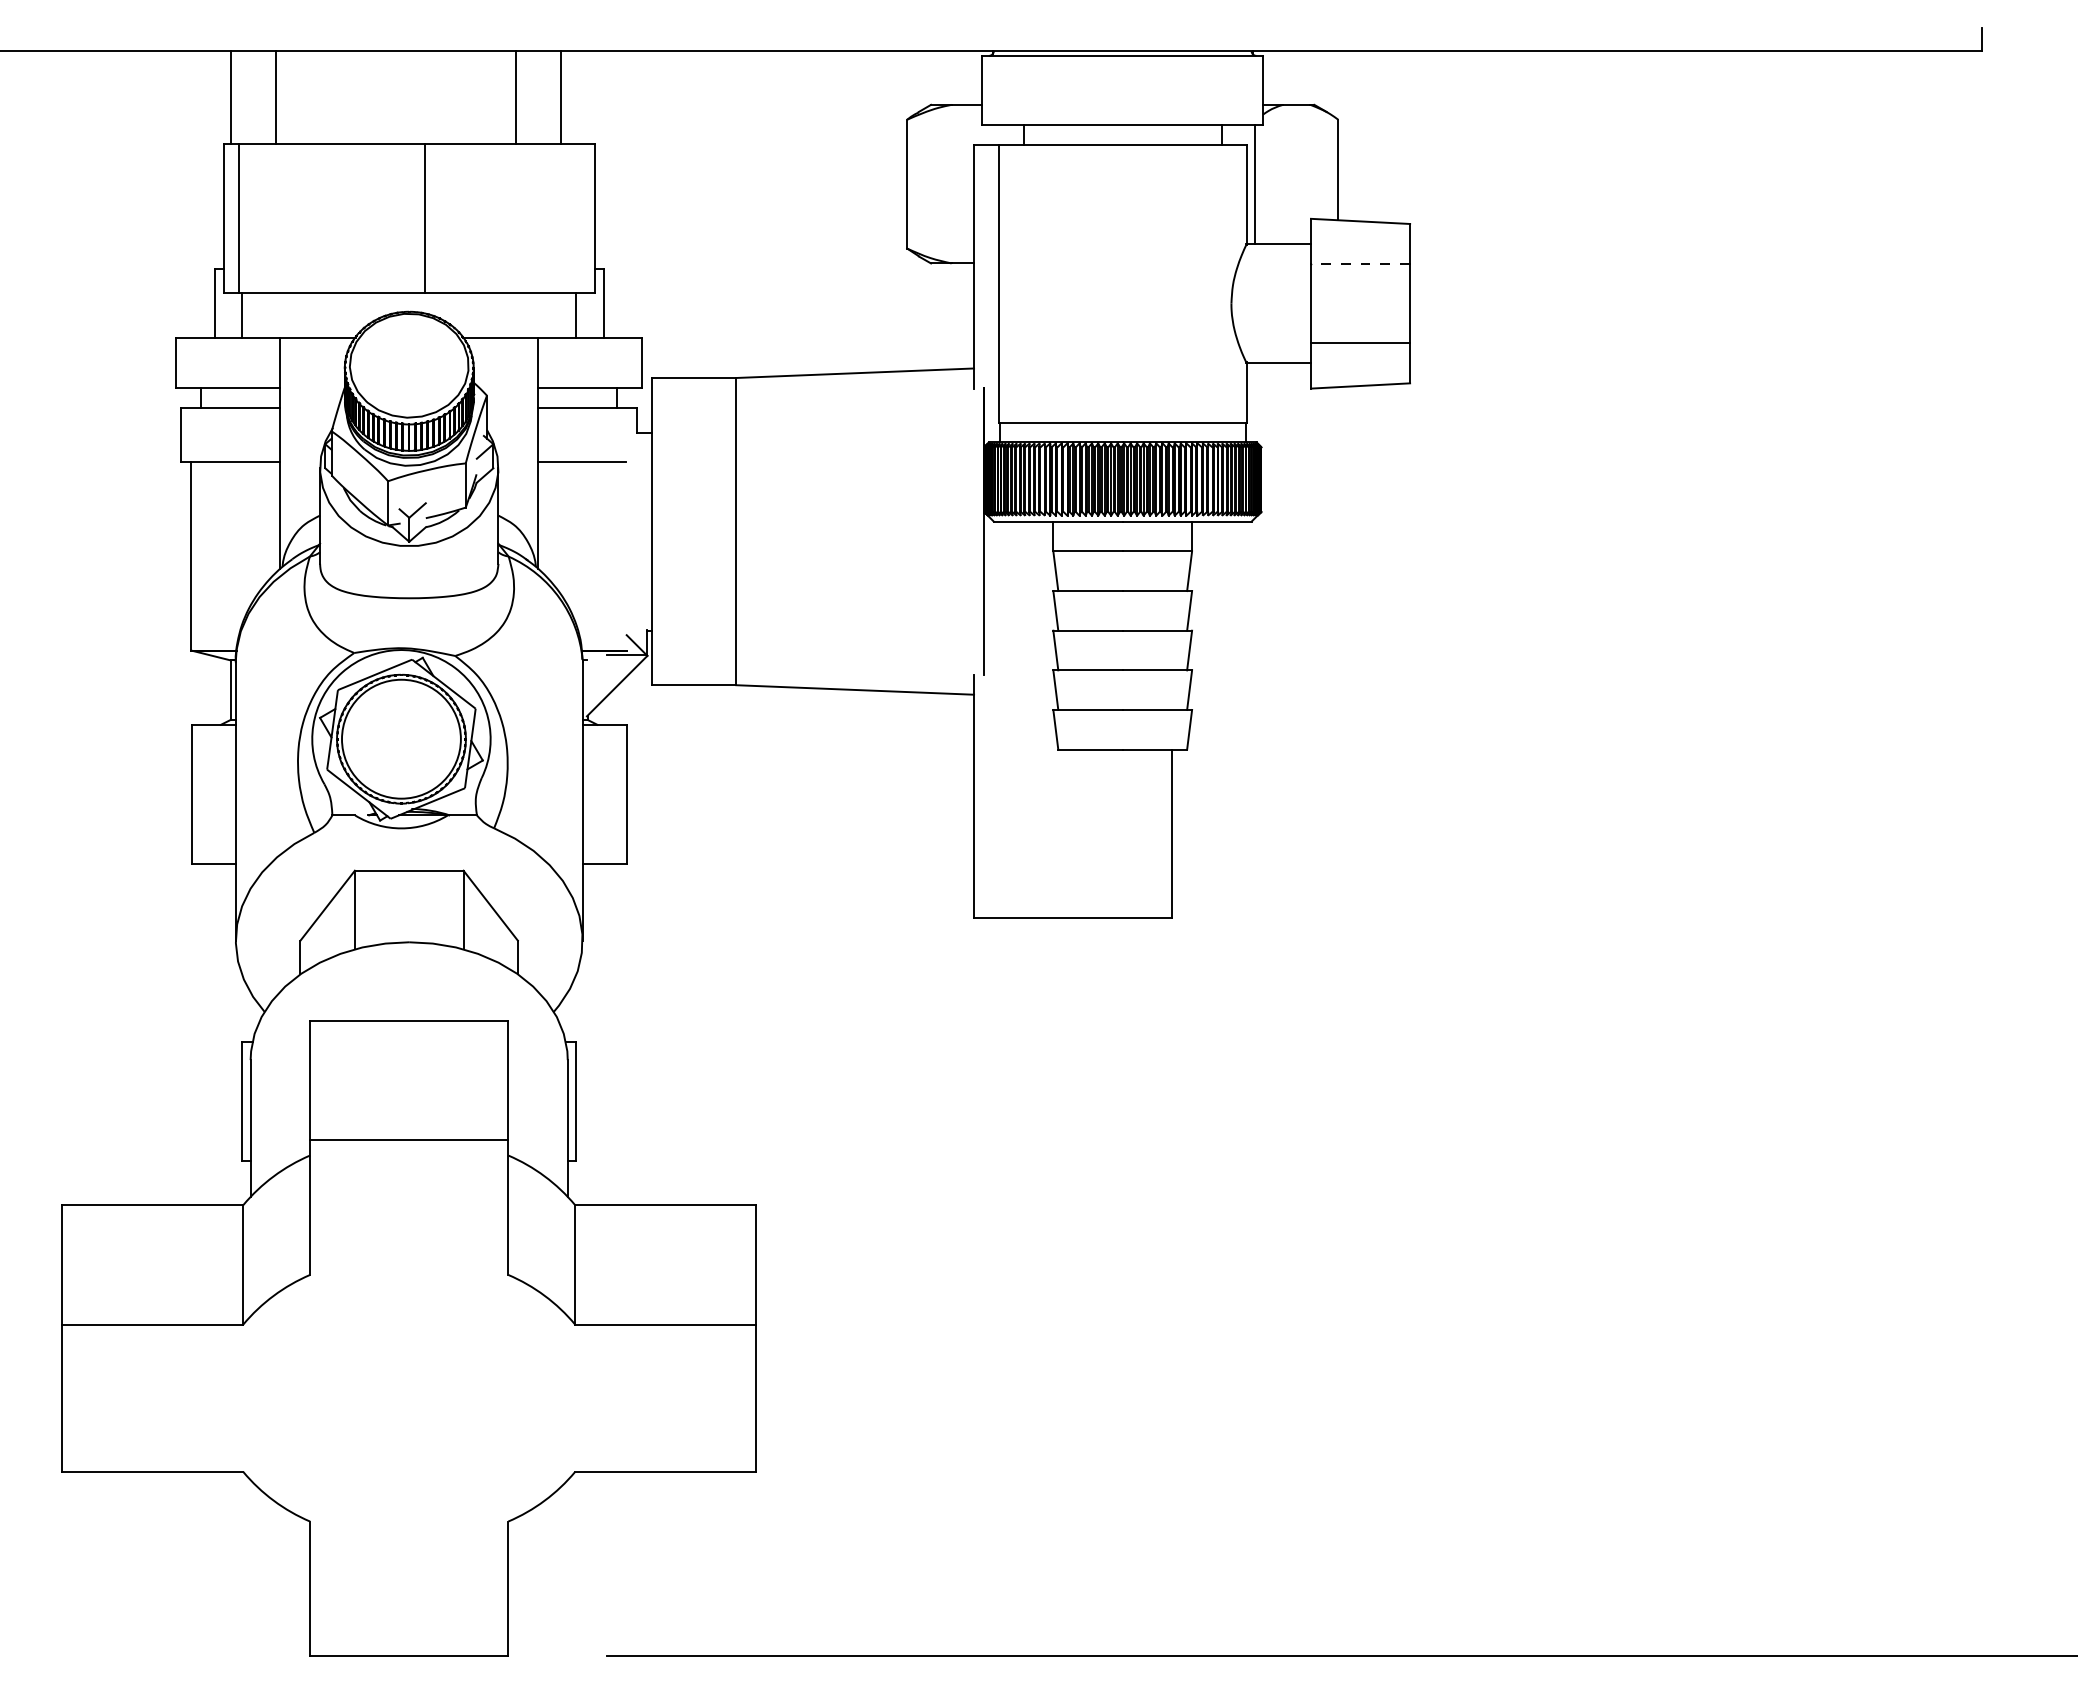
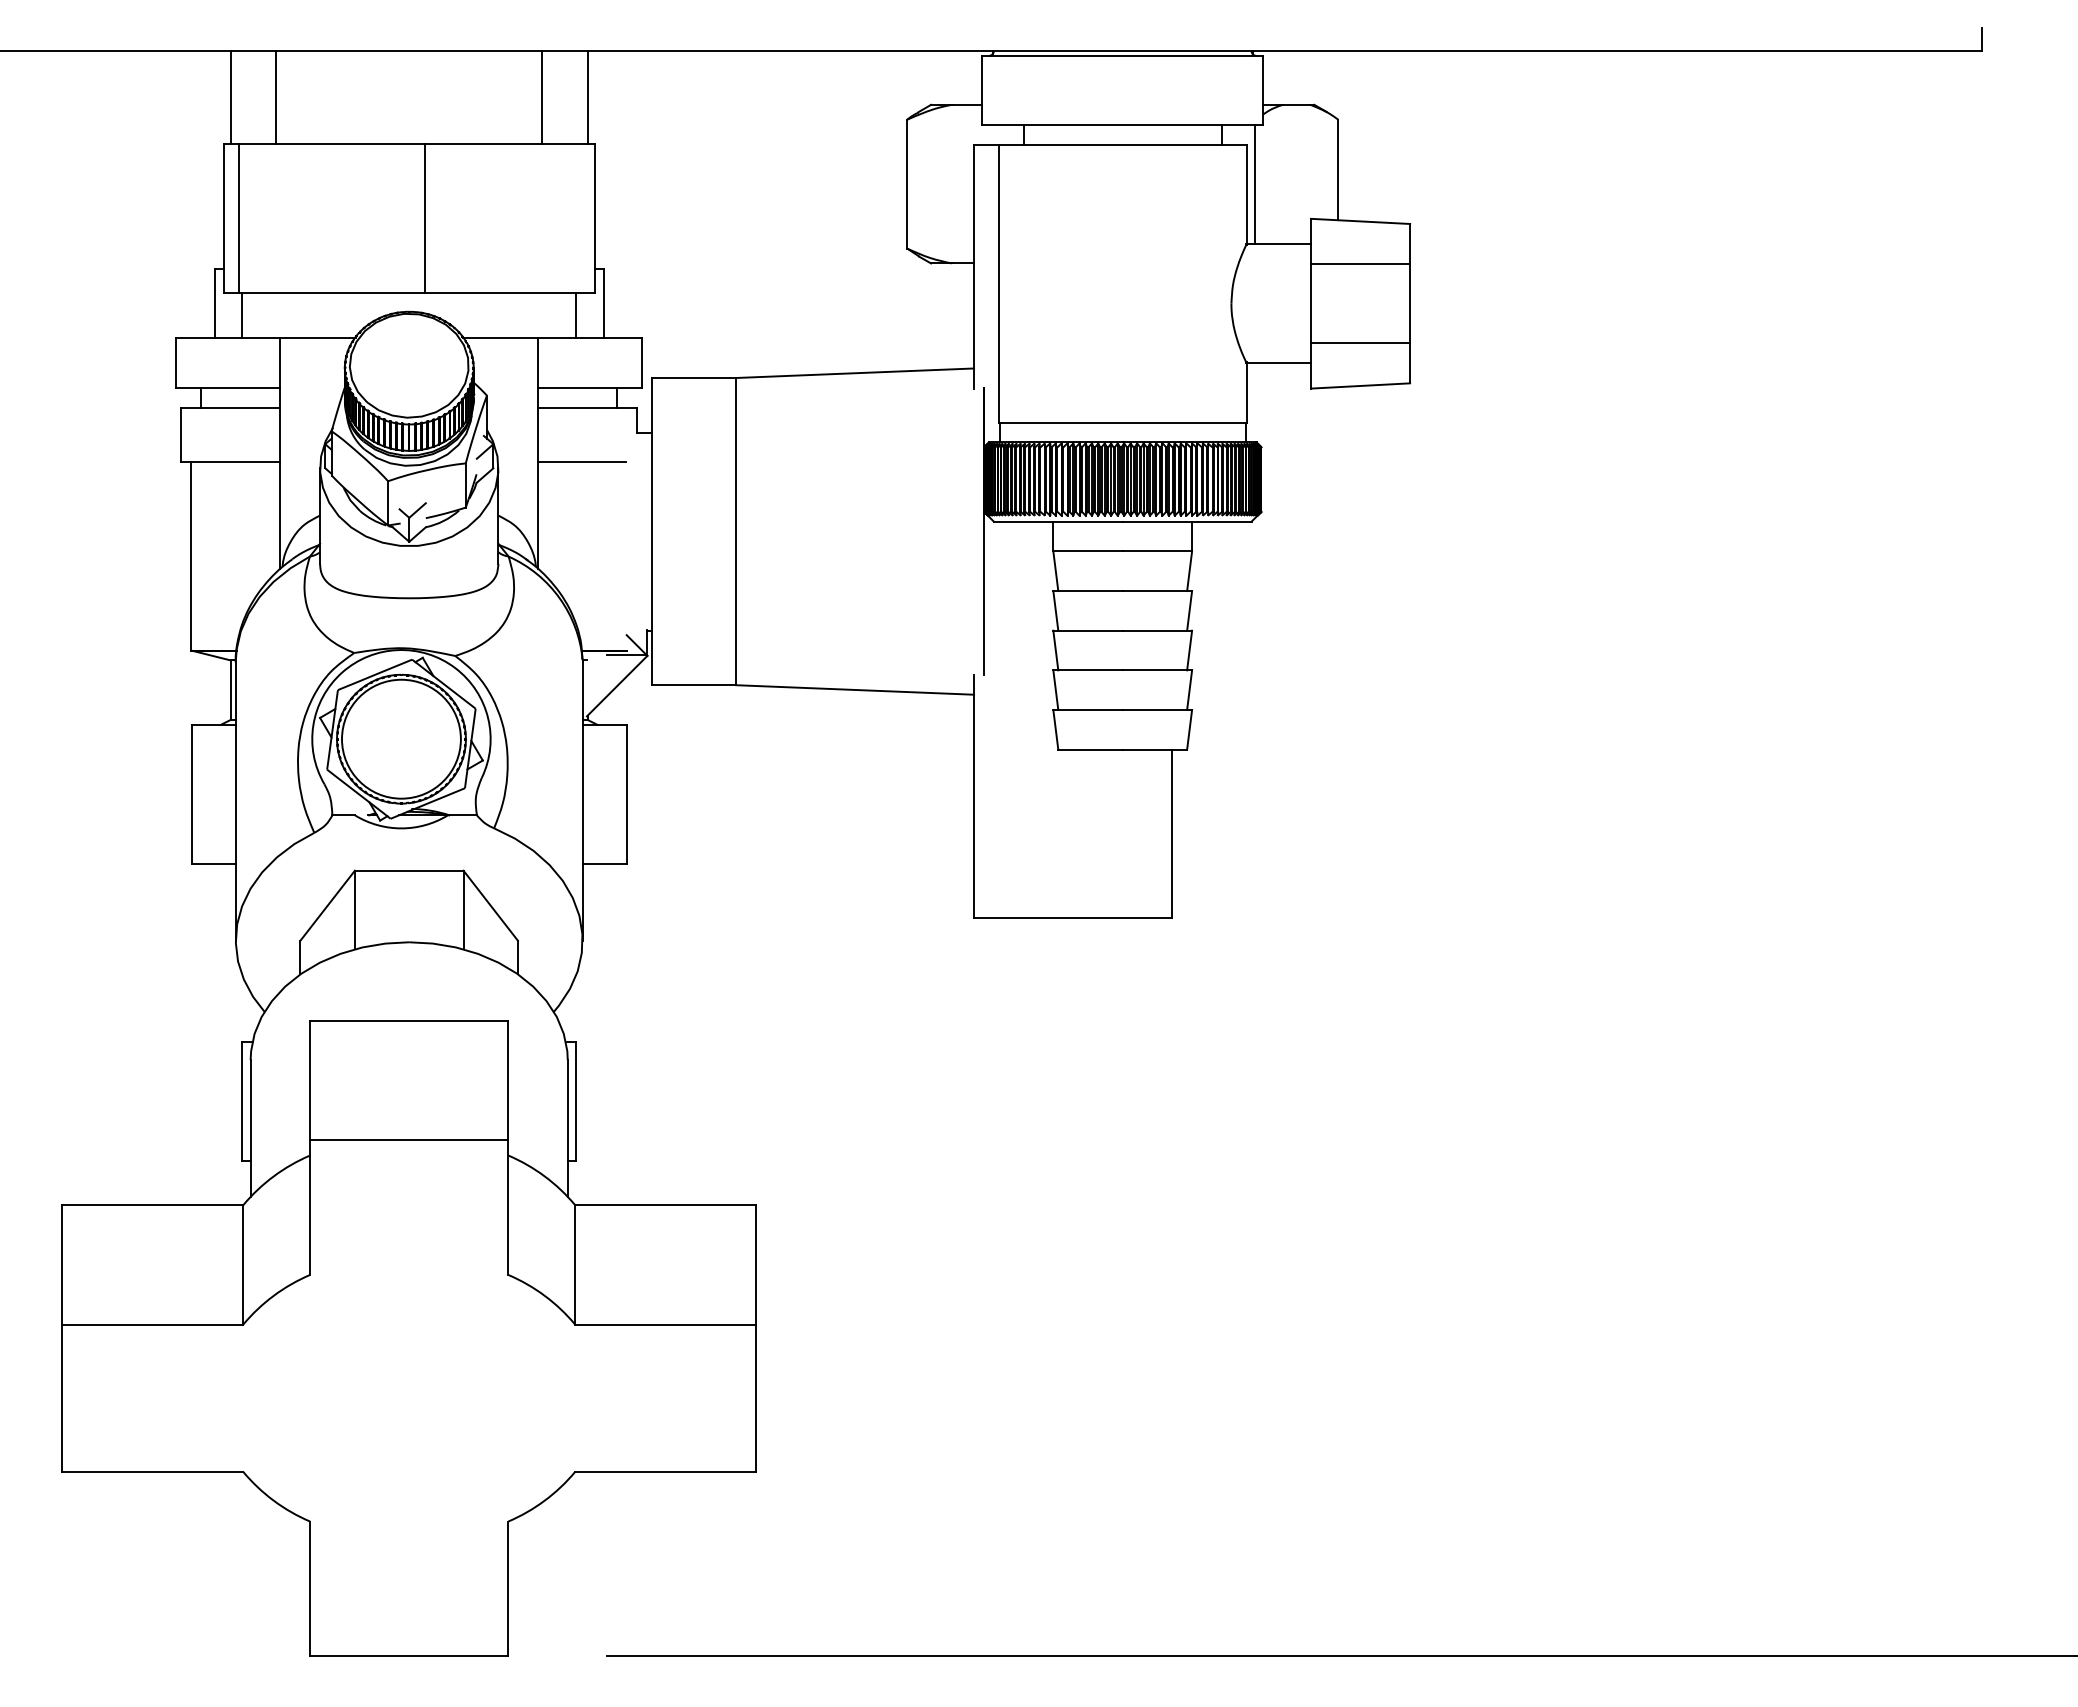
line position: (516, 97) -> (542, 97) (542, 97)
line position: (560, 97) -> (587, 97) (587, 97)
line: dashed -> solid (1360, 264)
